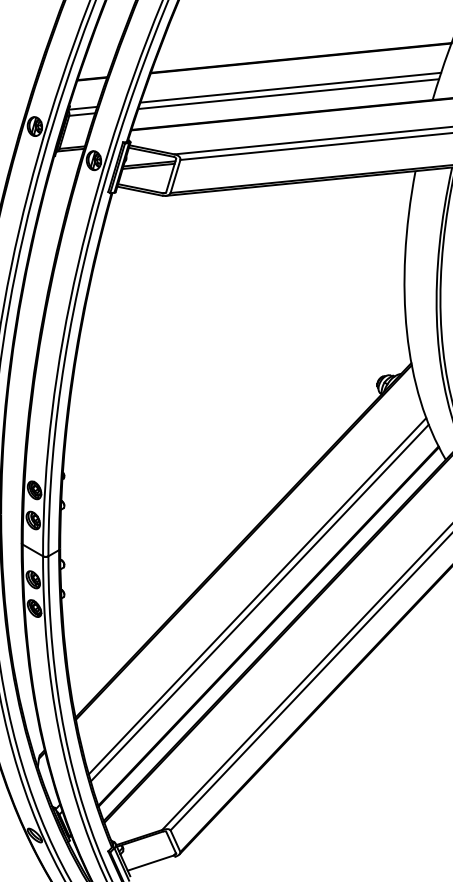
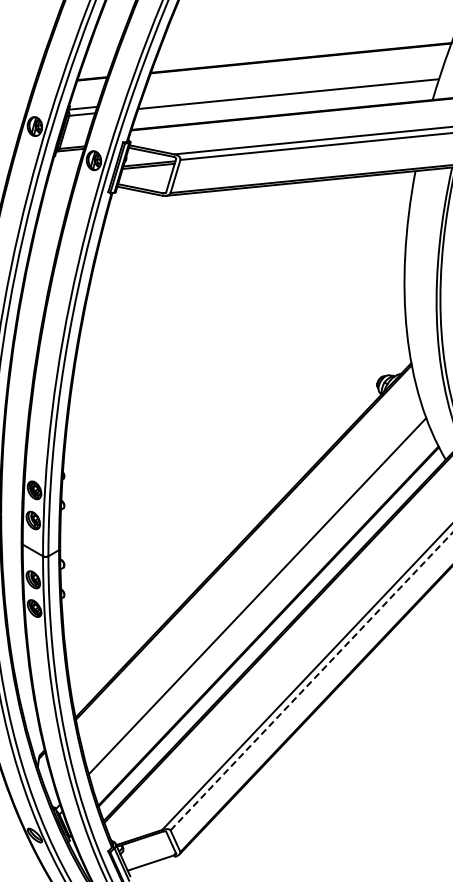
line: present -> none (290, 87)
line: present -> none (259, 602)
line: solid -> dashed (311, 681)
